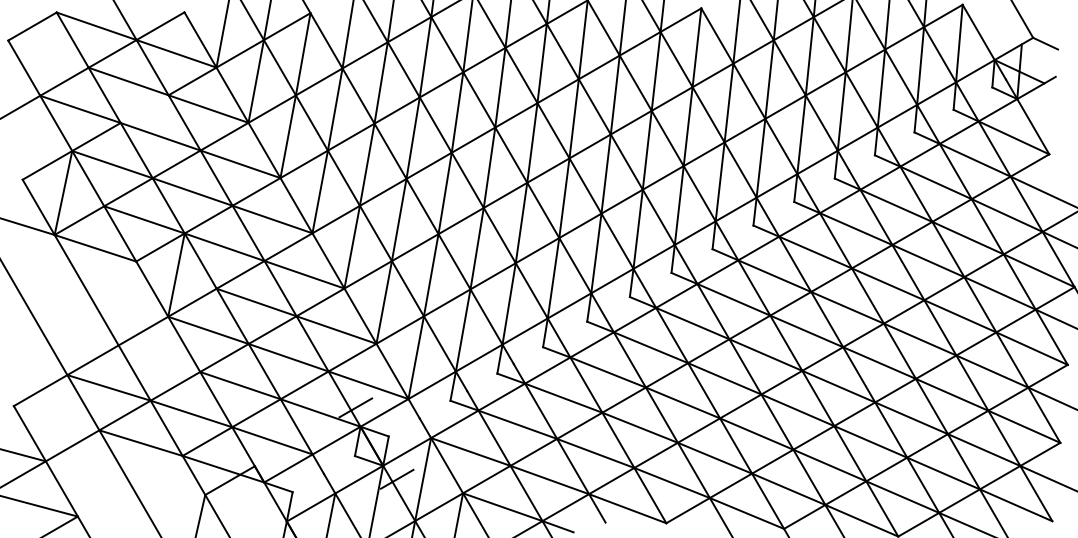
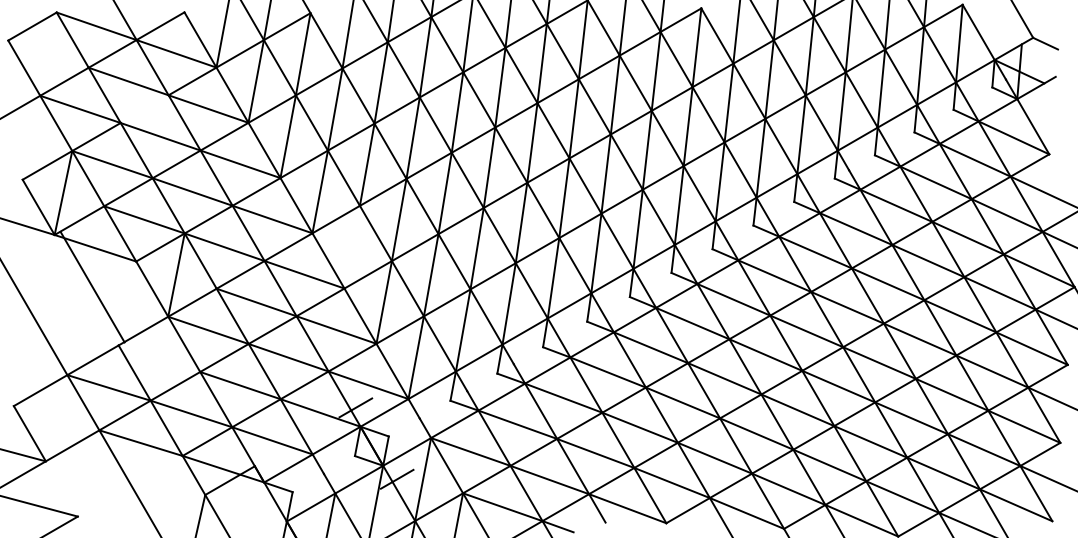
line: present -> none (351, 246)
line position: (86, 289) -> (92, 286) (92, 286)
line: present -> none (66, 497)
